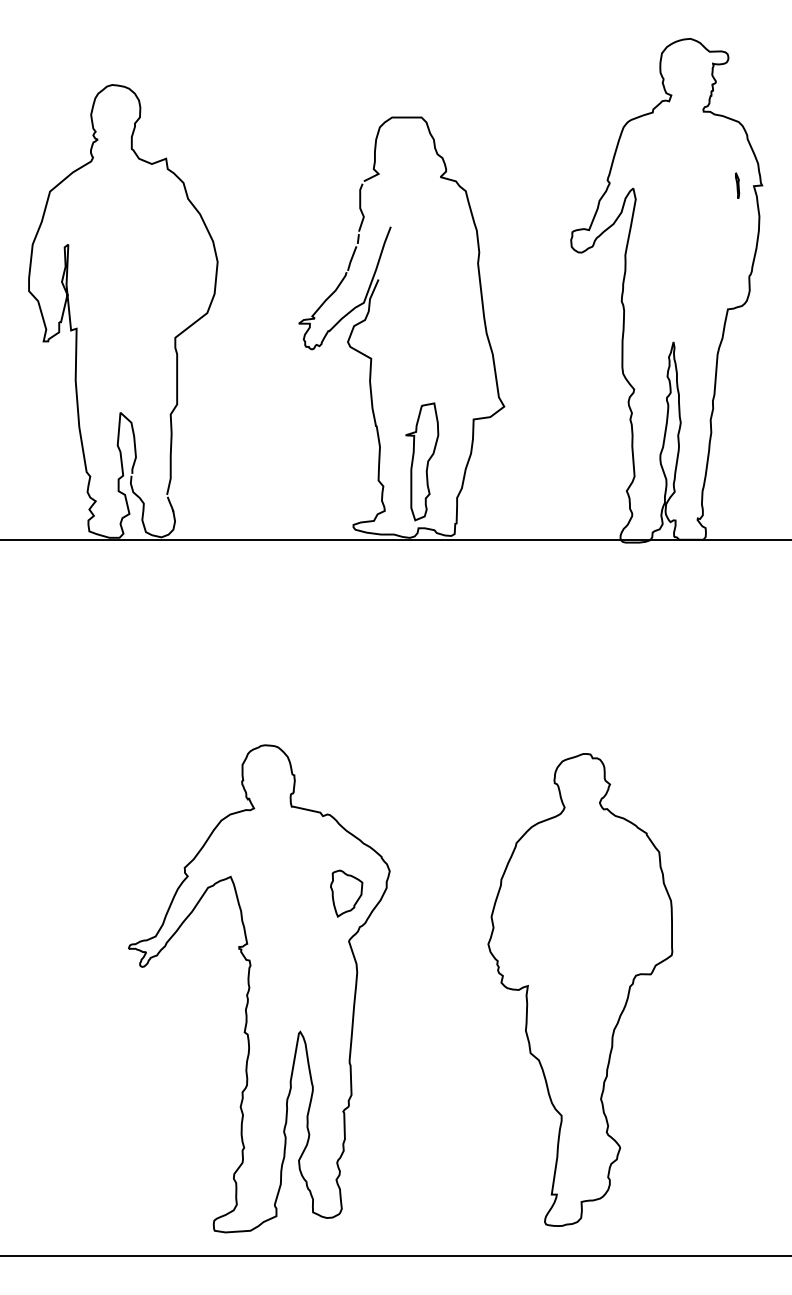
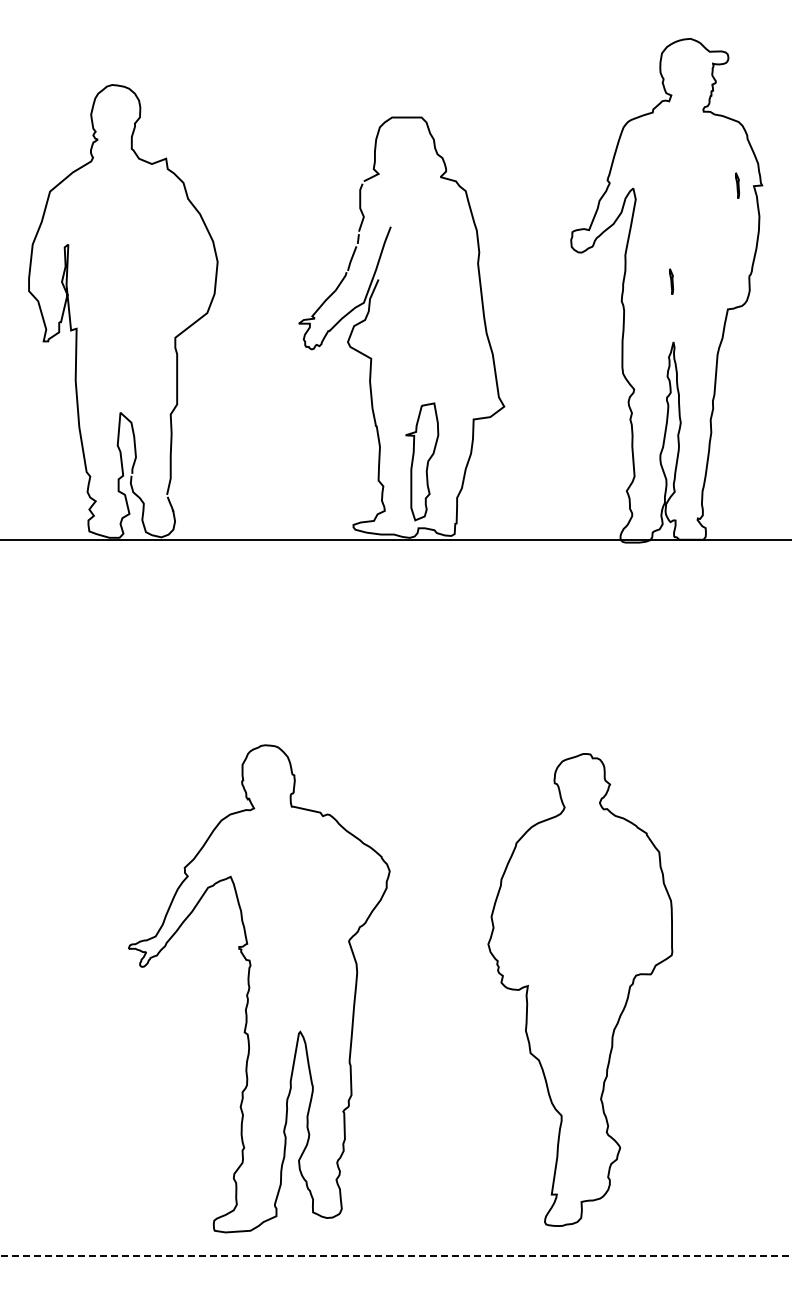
line: none -> present (671, 281)
part: present -> none (346, 893)
line: solid -> dashed (396, 1256)
